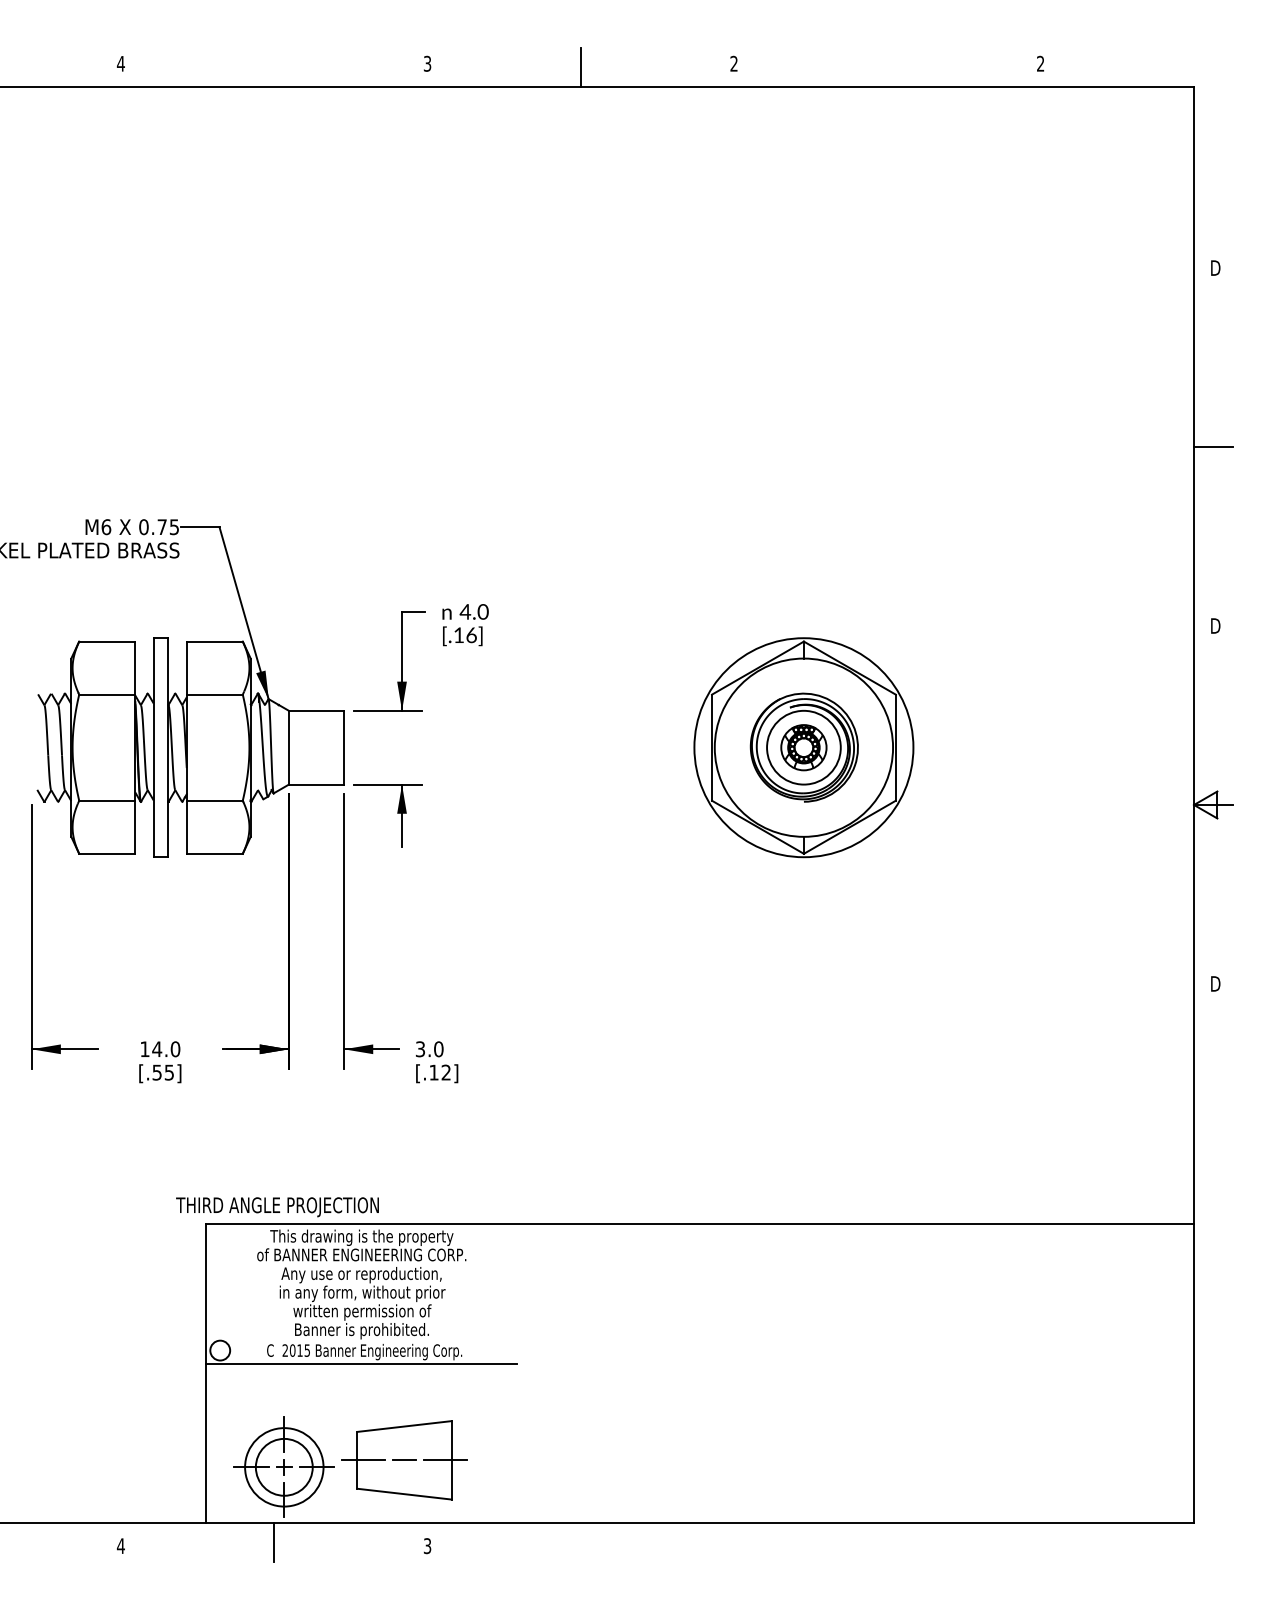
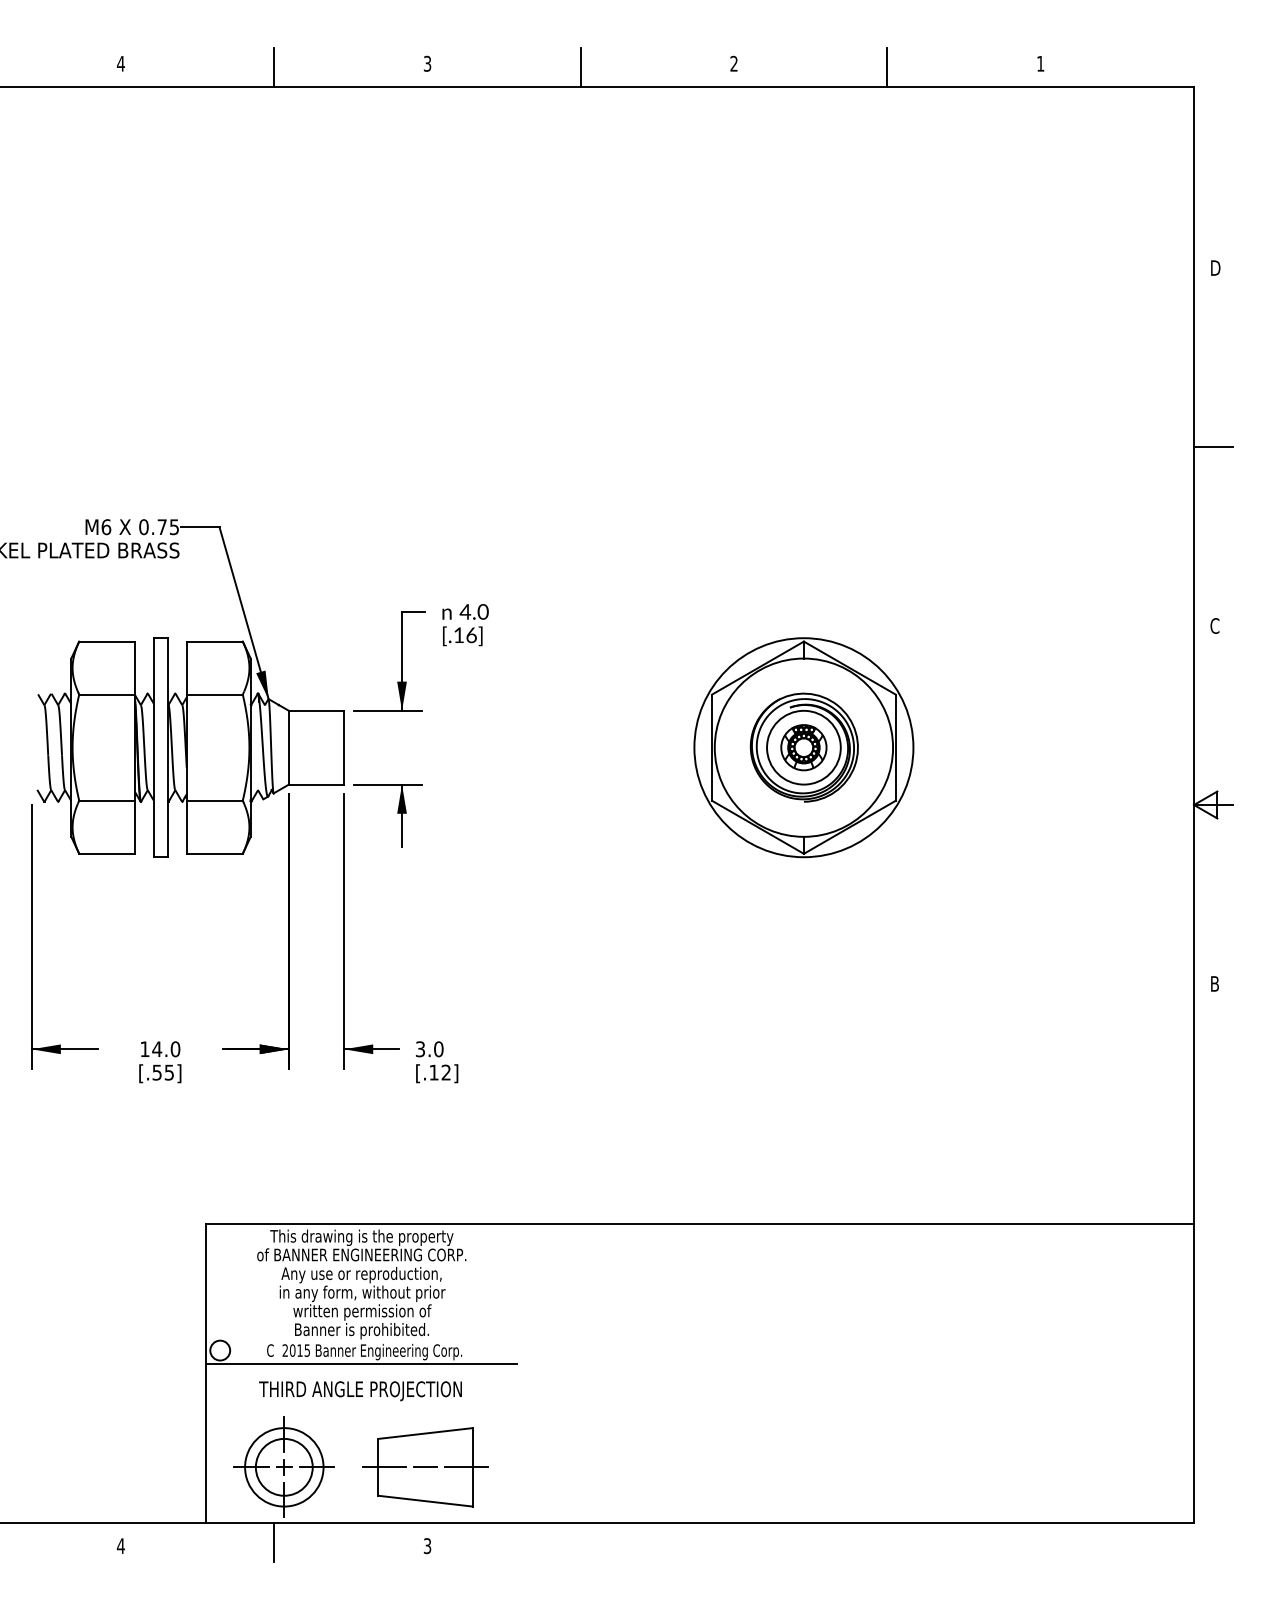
text: 2 -> 1 (1040, 63)
line: none -> present (274, 67)
line: none -> present (887, 67)
text: D -> C (1215, 625)
text: D -> B (1216, 984)
text position: (277, 1207) -> (360, 1391) (360, 1391)
part position: (404, 1460) -> (425, 1467) (425, 1467)
